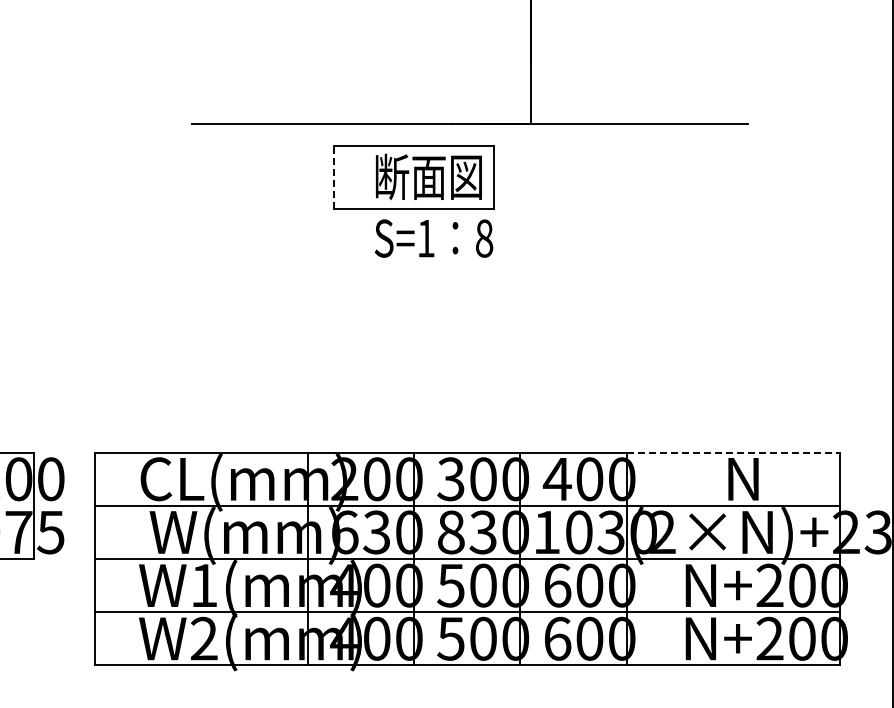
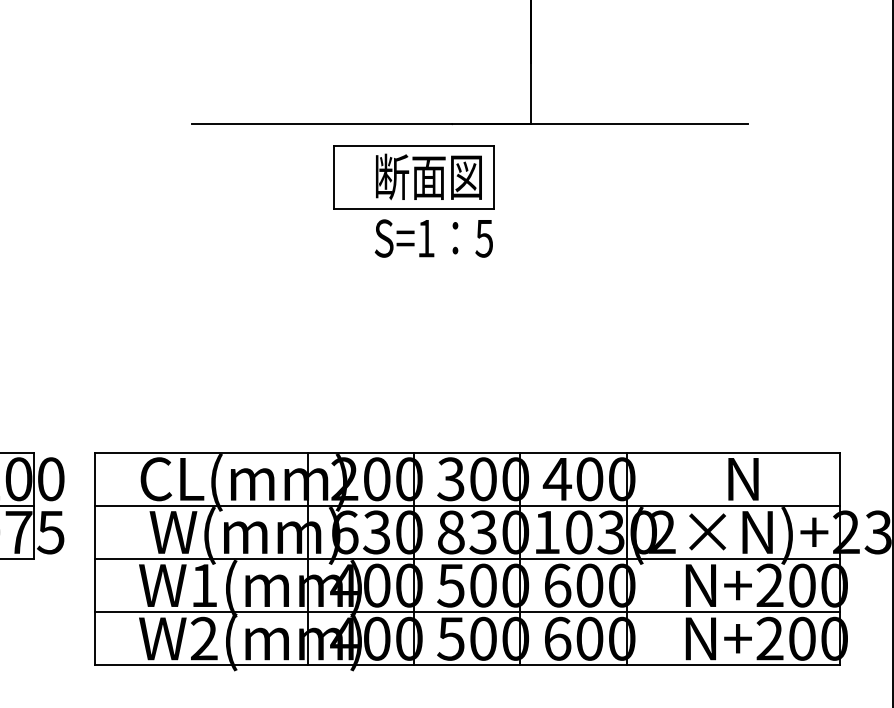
line: dashed -> solid (334, 177)
text: 8 -> 5 (484, 238)
line: dashed -> solid (733, 452)
line: none -> present (18, 505)
